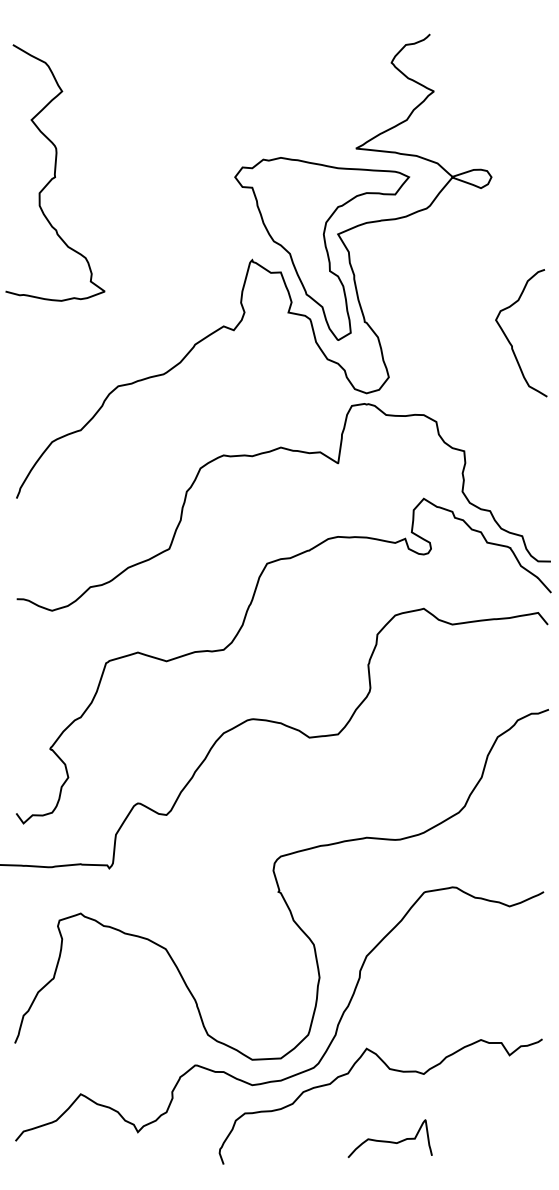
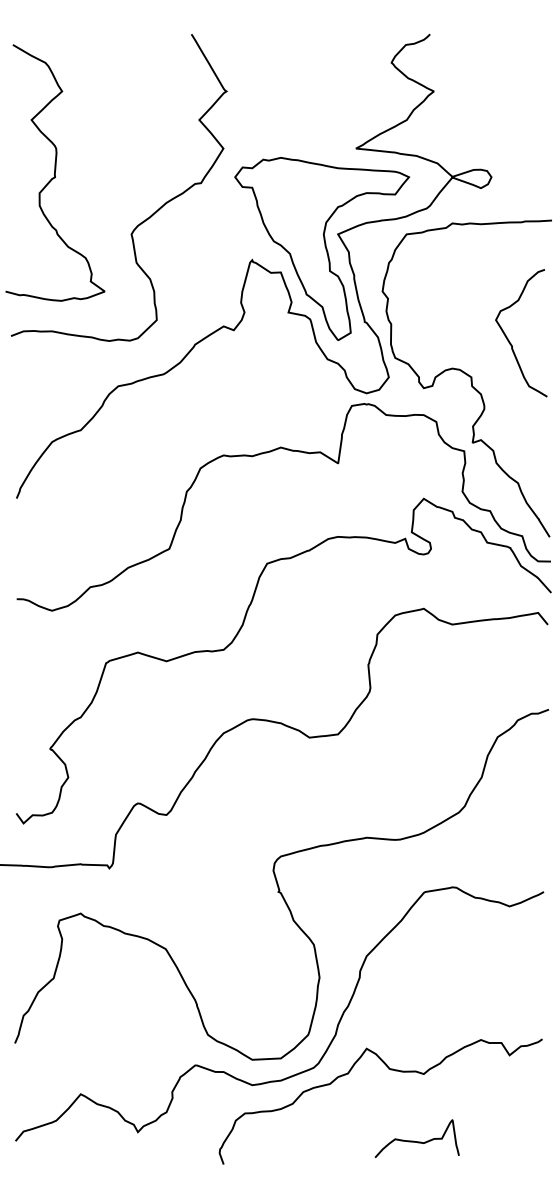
curve: none -> present (140, 222)
curve: none -> present (468, 376)
curve position: (387, 1140) -> (414, 1140) (414, 1140)
